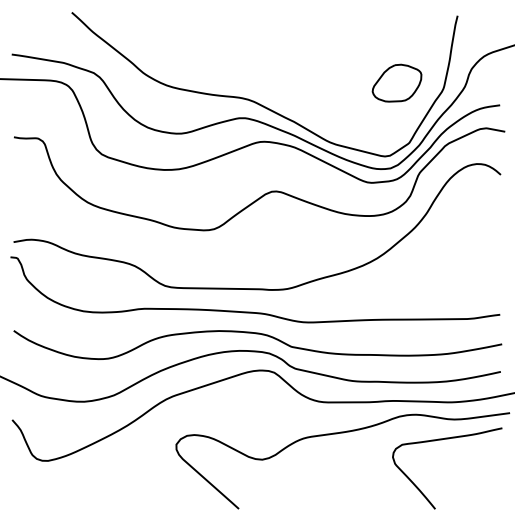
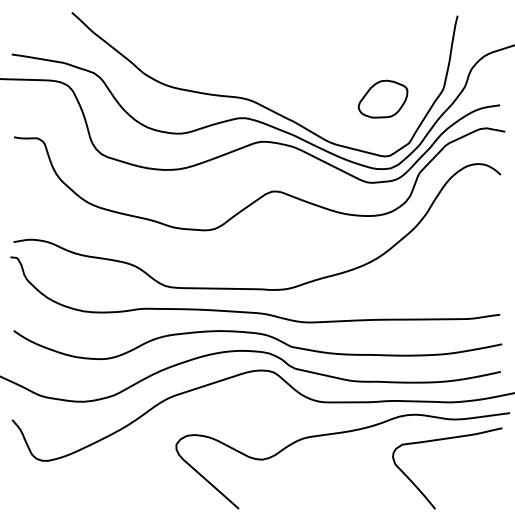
part position: (396, 82) -> (382, 98) (382, 98)
